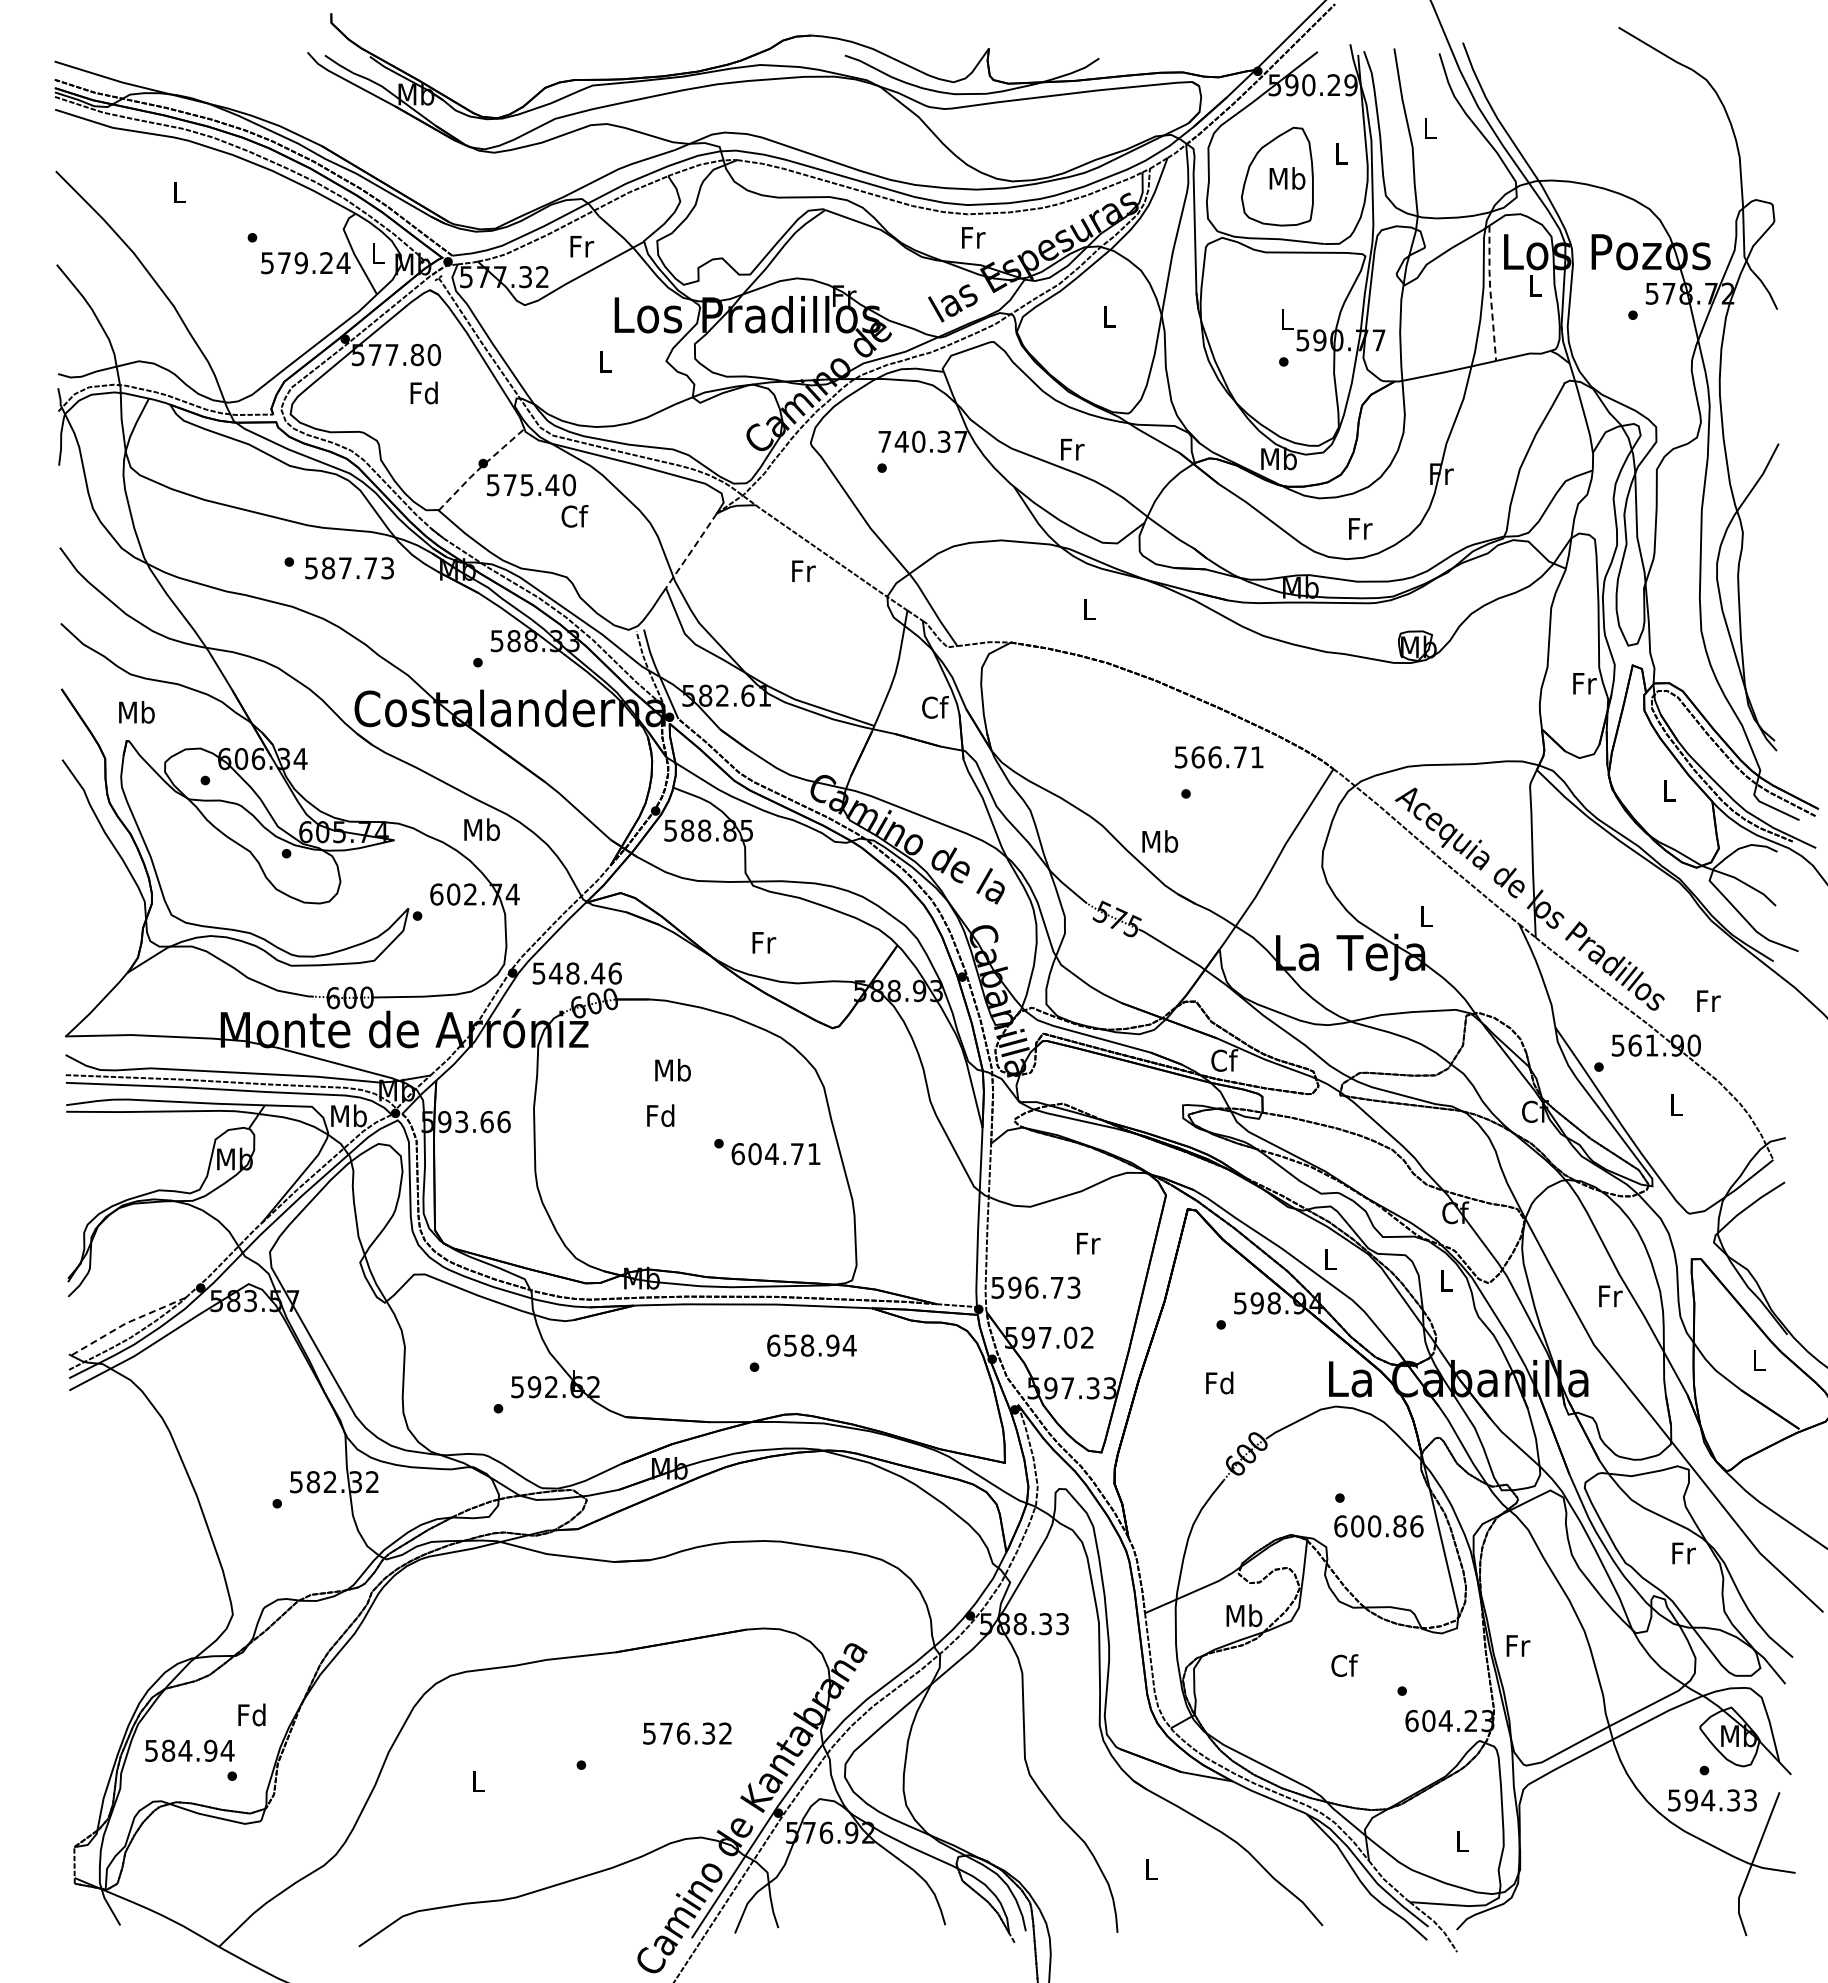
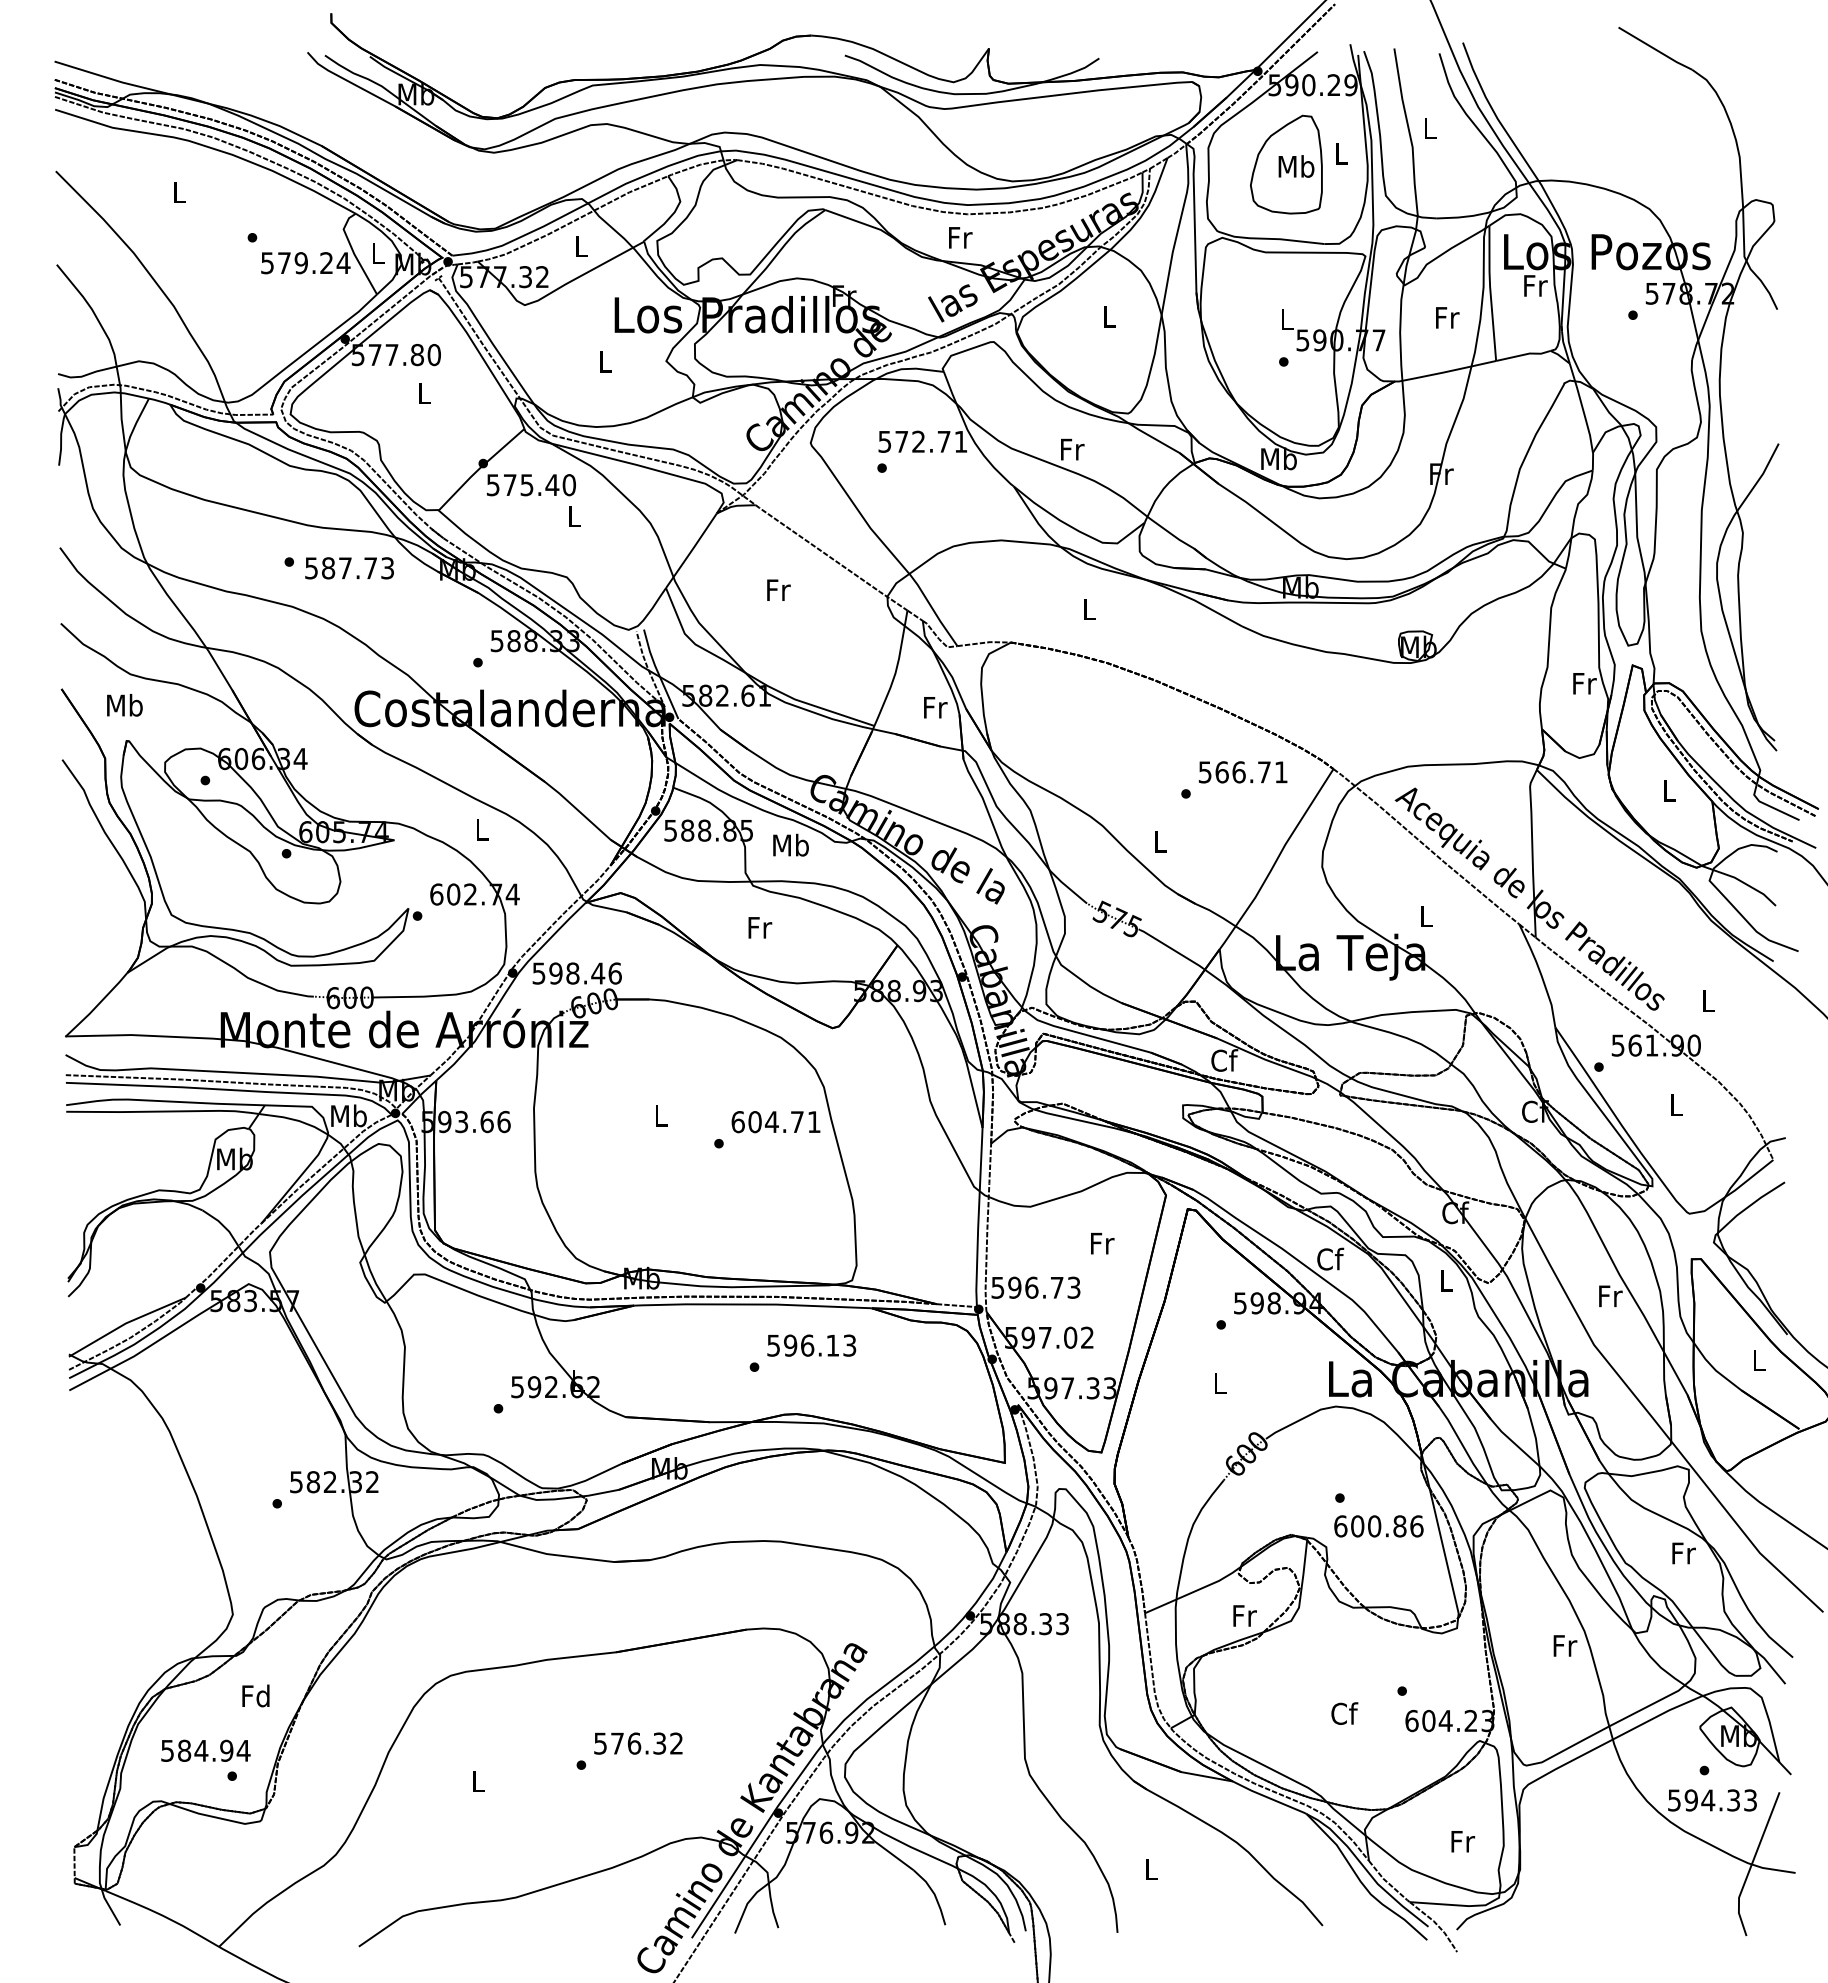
part position: (1277, 176) -> (1286, 164) (1286, 164)
text position: (973, 237) -> (960, 237) (960, 237)
text: Fr -> L (582, 246)
text: L -> Fr (1535, 285)
line: dashed -> solid (1490, 292)
text: Fd -> L (423, 392)
text: 740.37 -> 572.71 (922, 441)
line: dashed -> solid (480, 468)
text: Cf -> L (574, 516)
text position: (1360, 528) -> (1447, 317) (1447, 317)
line: dashed -> solid (691, 550)
text position: (803, 570) -> (778, 589) (778, 589)
text: Cf -> Fr (935, 707)
text position: (136, 712) -> (124, 705) (124, 705)
text position: (1218, 757) -> (1242, 772) (1242, 772)
text: Mb -> L (481, 829)
text: Mb -> L (1160, 841)
text position: (764, 942) -> (760, 927) (760, 927)
text: 548.46 -> 598.46 (555, 973)
text: Fr -> L (1708, 1000)
text position: (672, 1069) -> (790, 844) (790, 844)
text: Fd -> L (660, 1115)
text position: (775, 1154) -> (775, 1122) (775, 1122)
text position: (1088, 1243) -> (1102, 1243) (1102, 1243)
text: L -> Cf (1330, 1258)
line: dashed -> solid (125, 1323)
text: 658.94 -> 596.13 (811, 1345)
text: Fd -> L (1219, 1382)
text: Mb -> Fr (1244, 1615)
text position: (1518, 1645) -> (1565, 1645) (1565, 1645)
text position: (1344, 1665) -> (1344, 1713) (1344, 1713)
text position: (251, 1714) -> (255, 1695) (255, 1695)
text position: (687, 1733) -> (638, 1743) (638, 1743)
text position: (189, 1750) -> (205, 1750) (205, 1750)
text: L -> Fr (1463, 1841)
